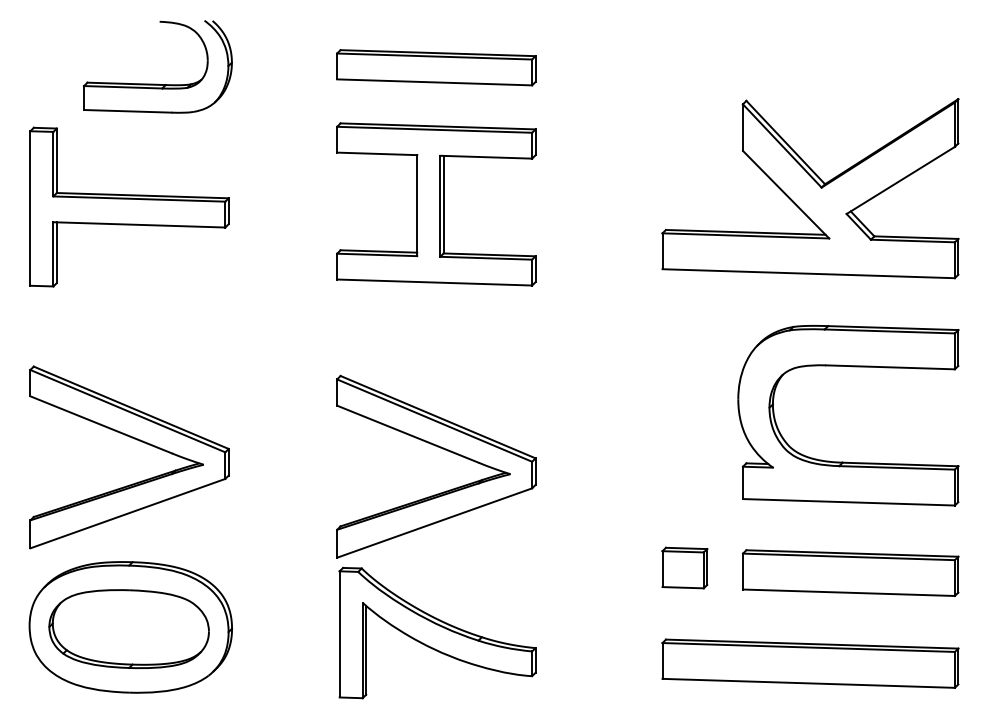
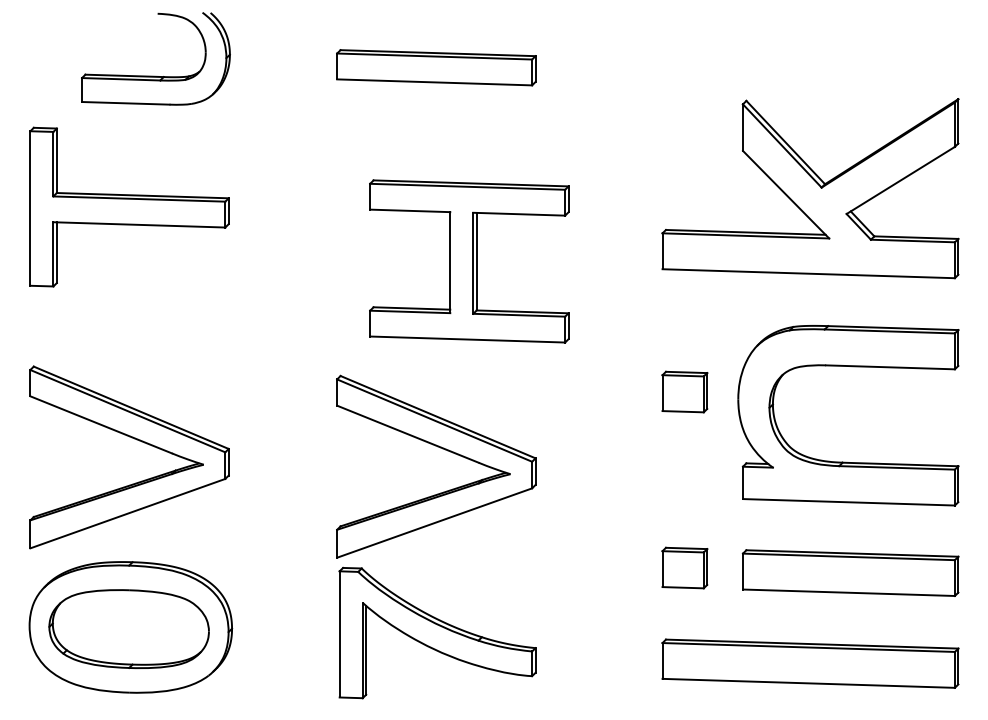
part position: (157, 83) -> (155, 75) (155, 75)
part position: (436, 204) -> (469, 261) (469, 261)
part: none -> present (684, 391)
